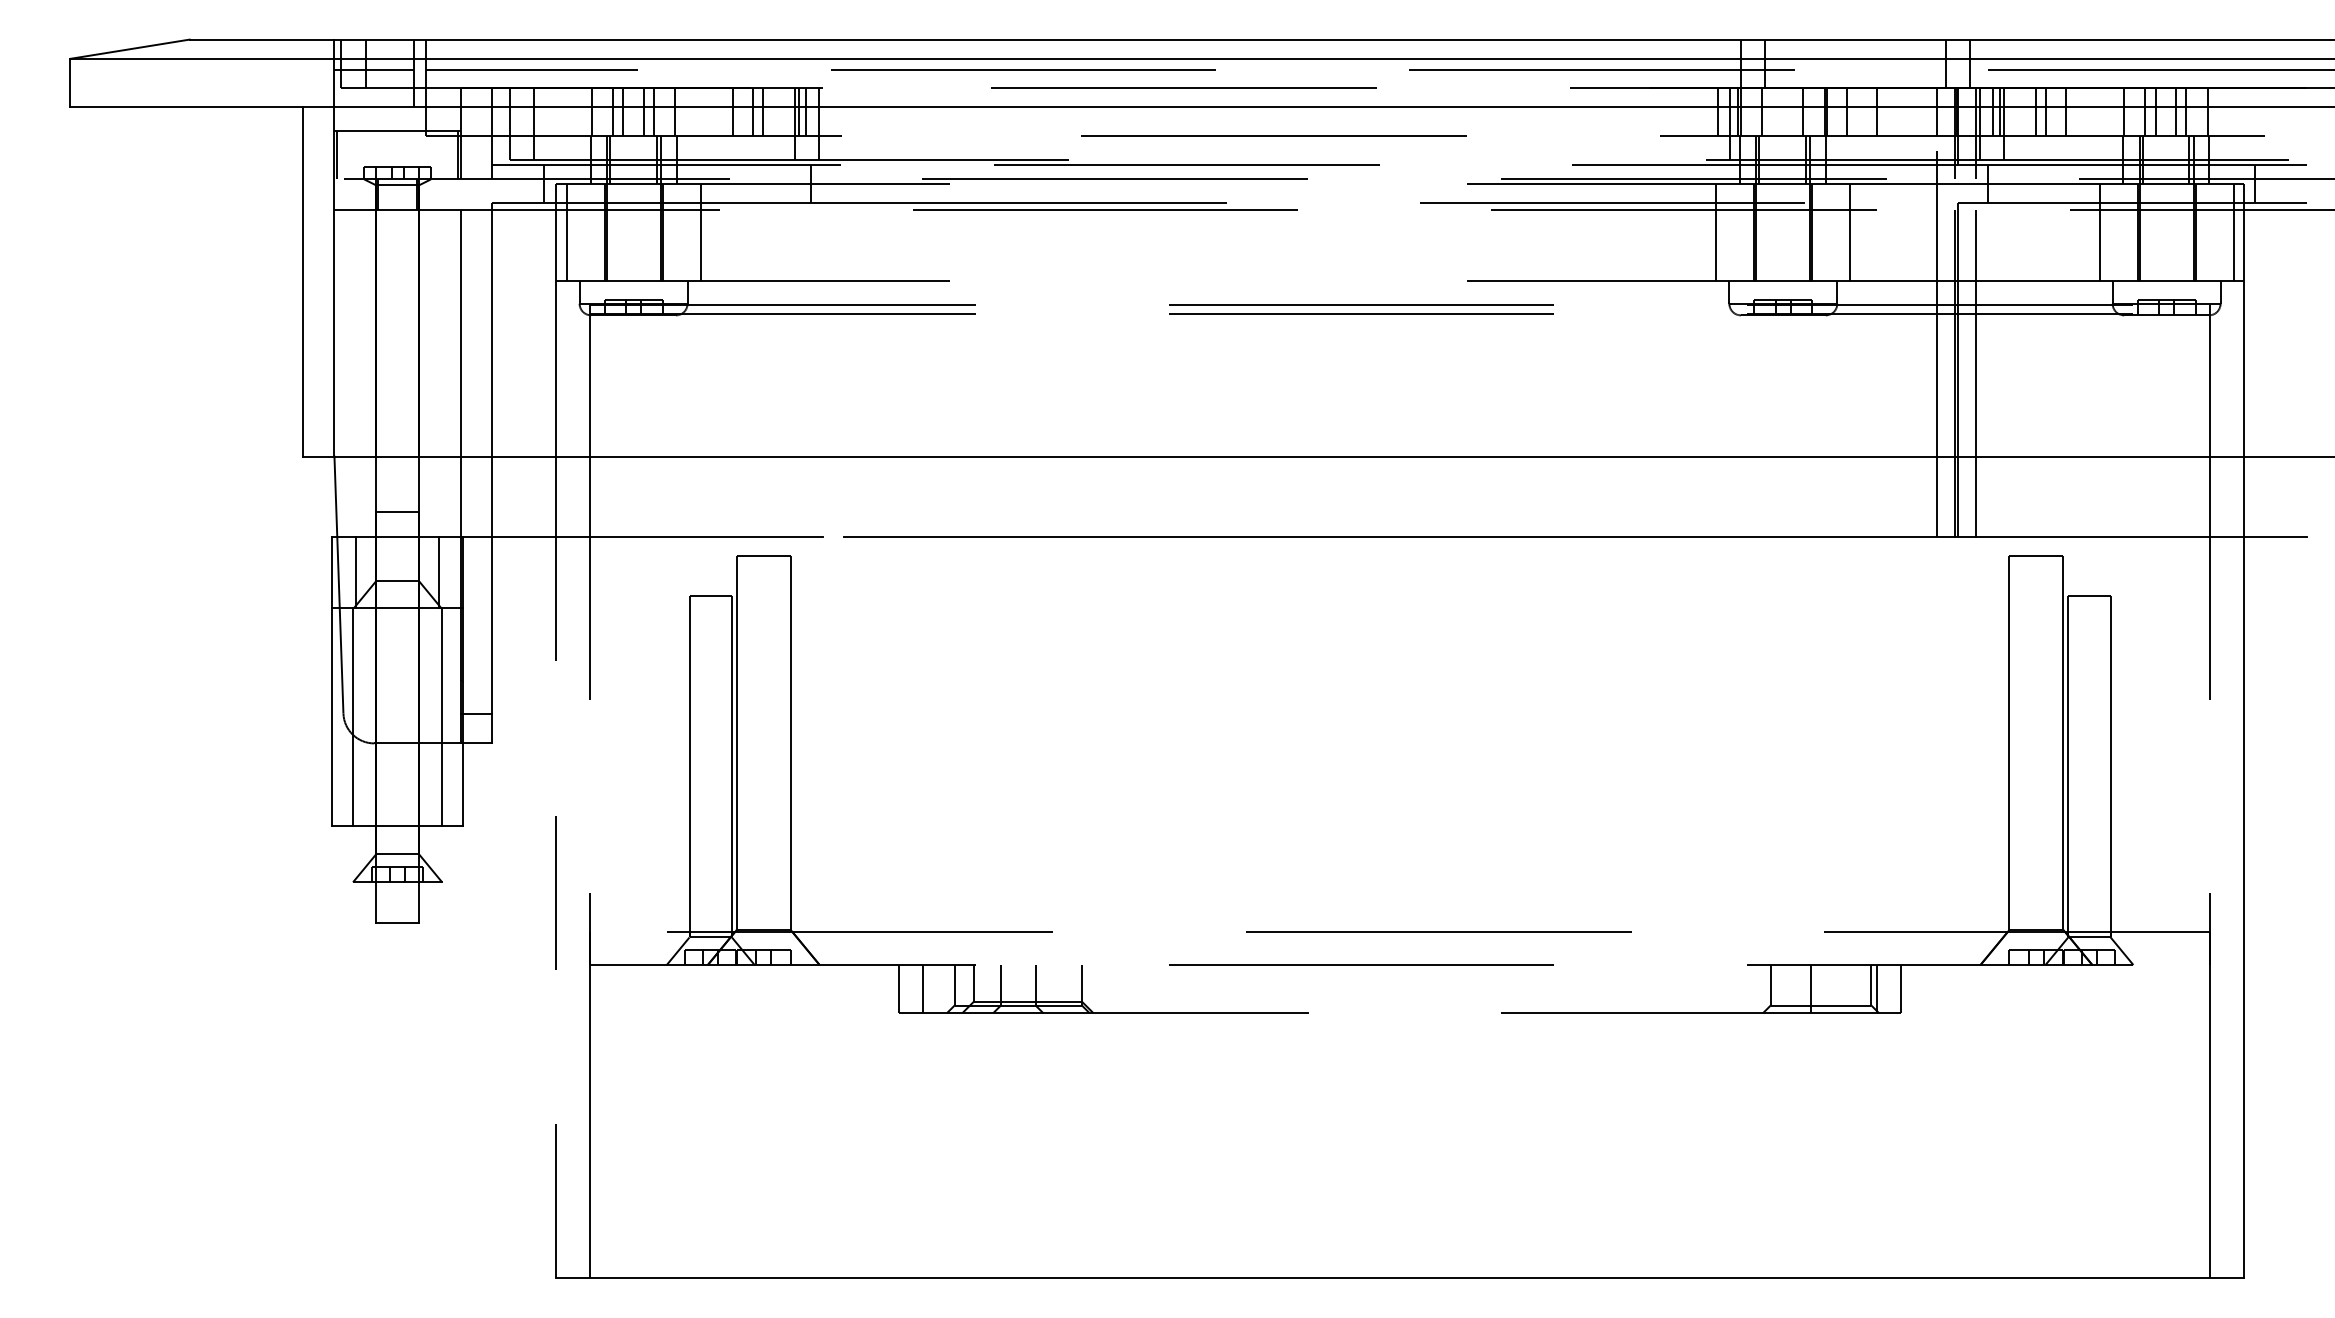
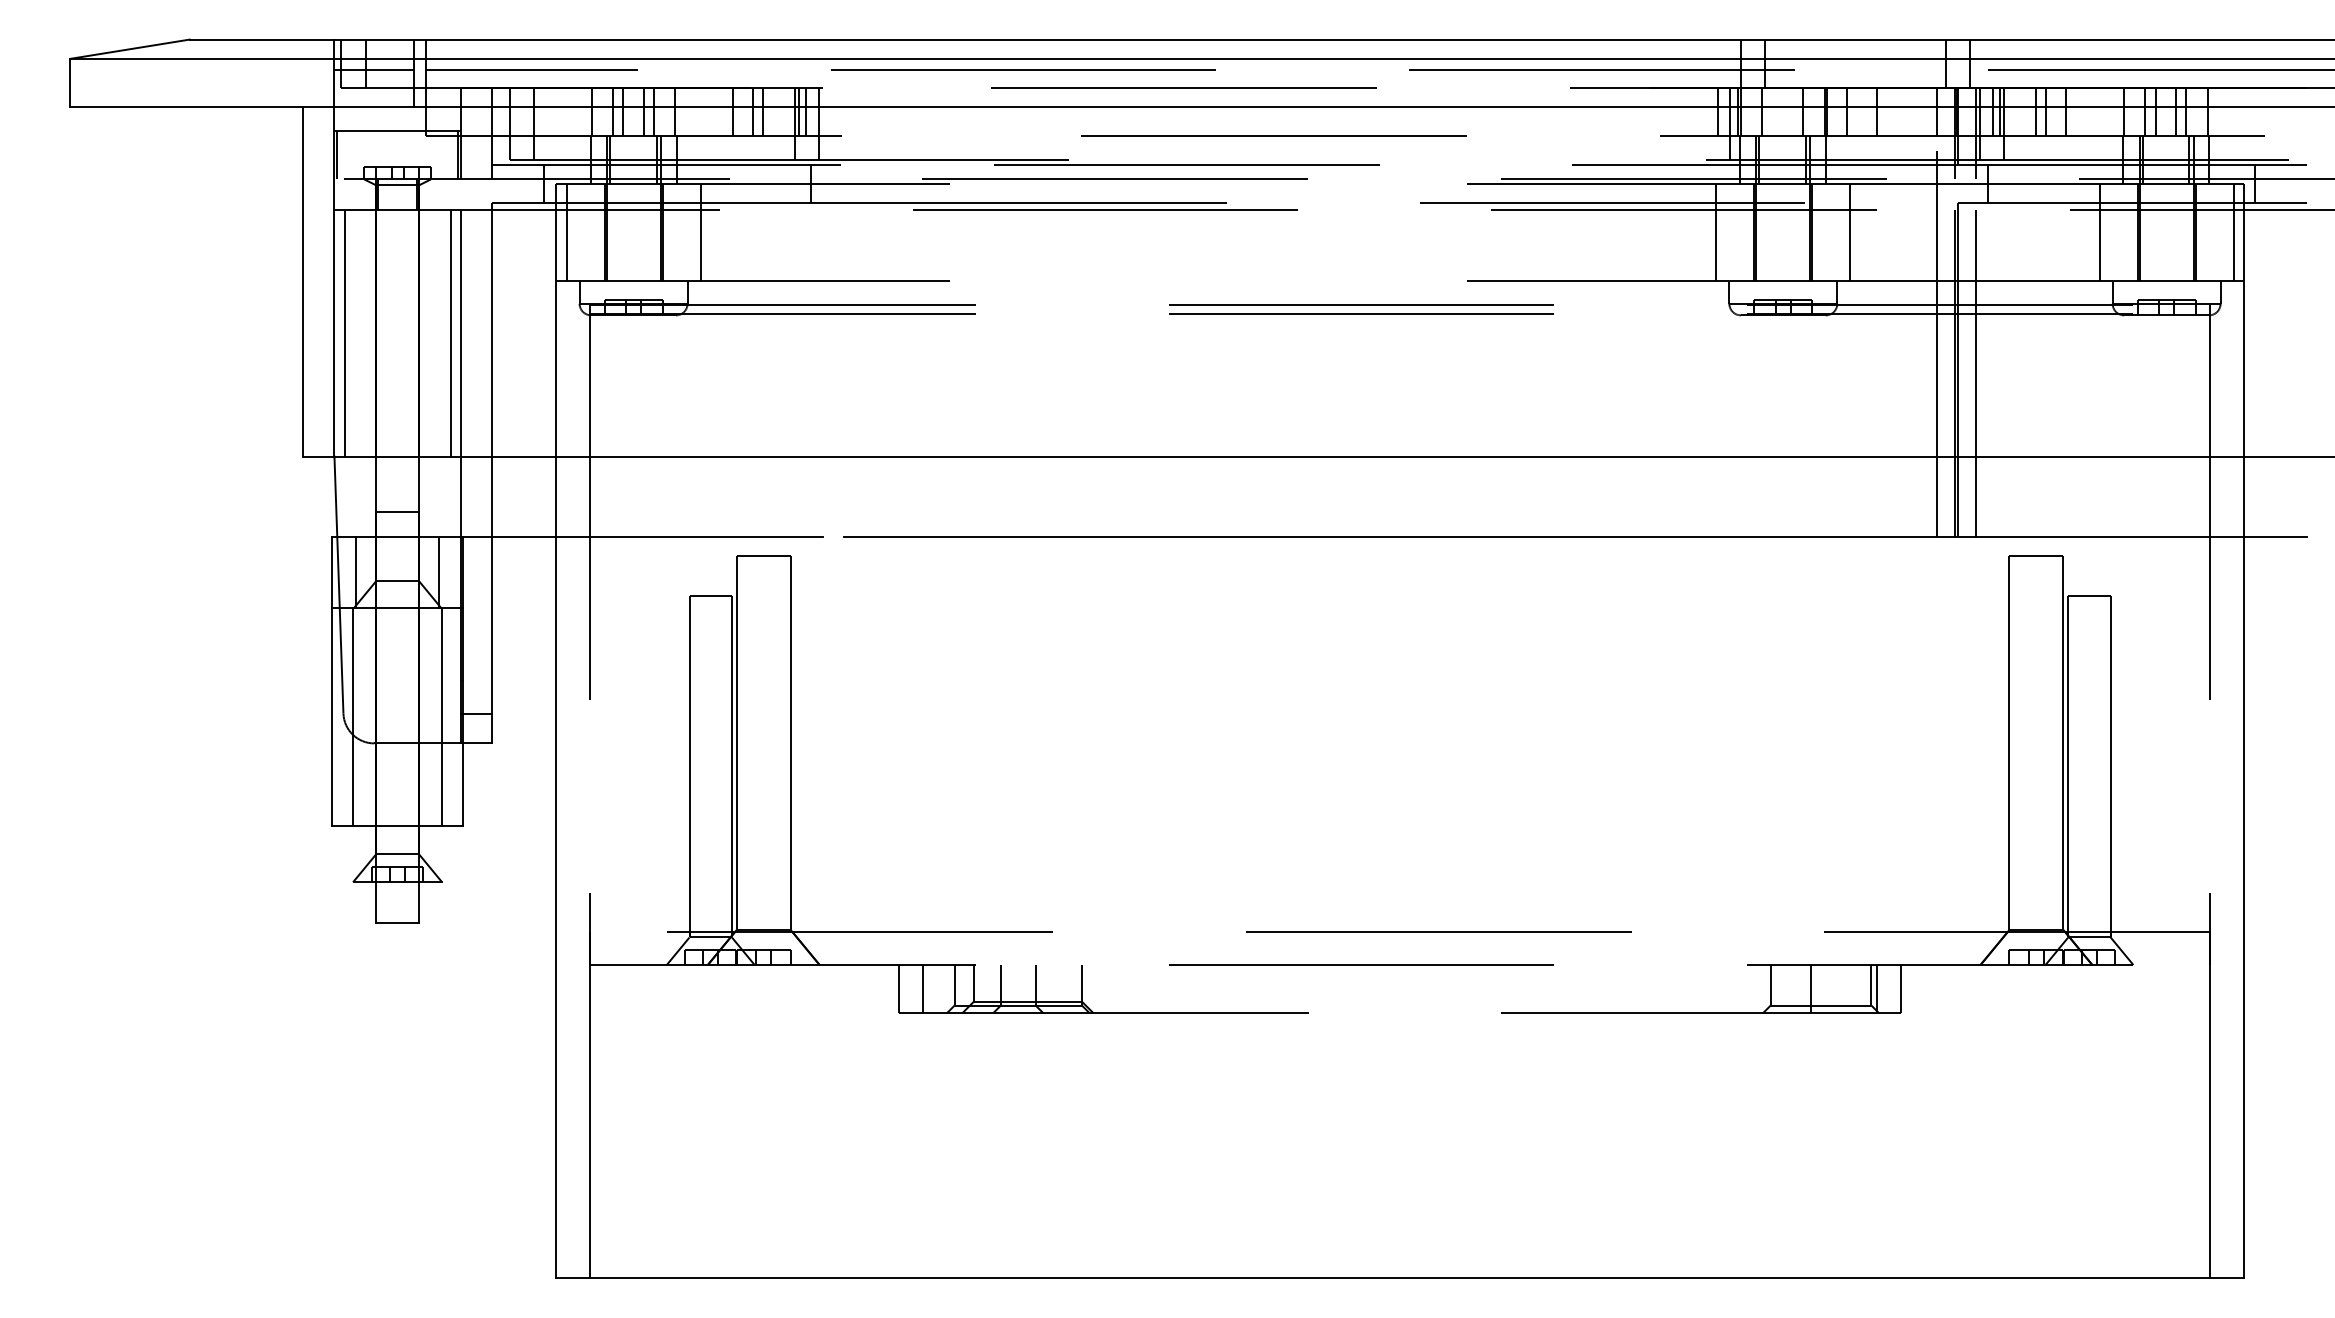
line: none -> present (344, 333)
line: none -> present (450, 333)
line: dashed -> solid (556, 907)
